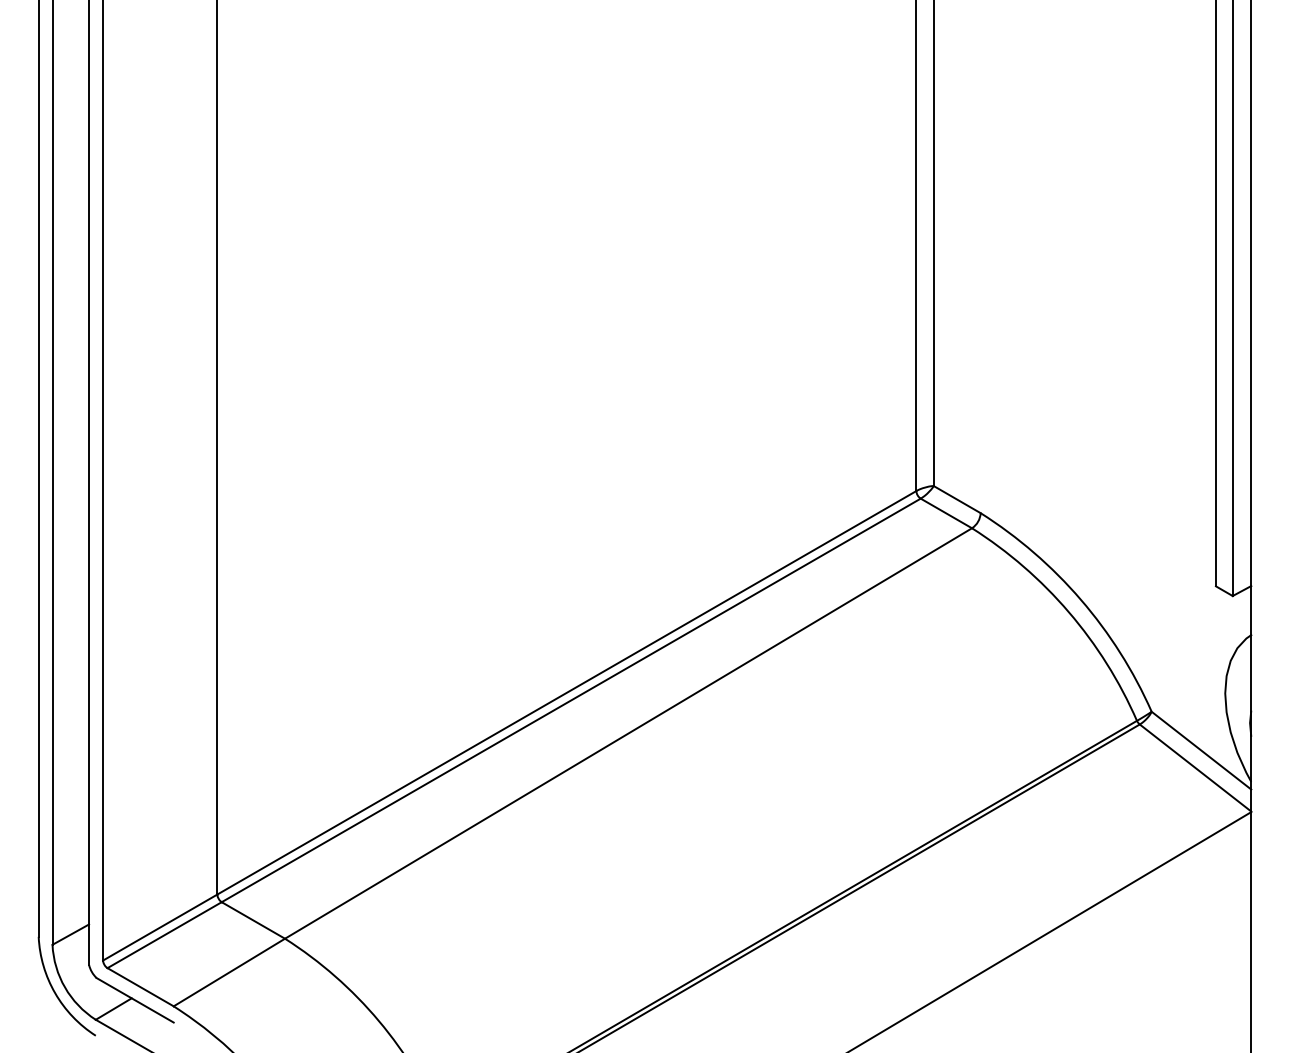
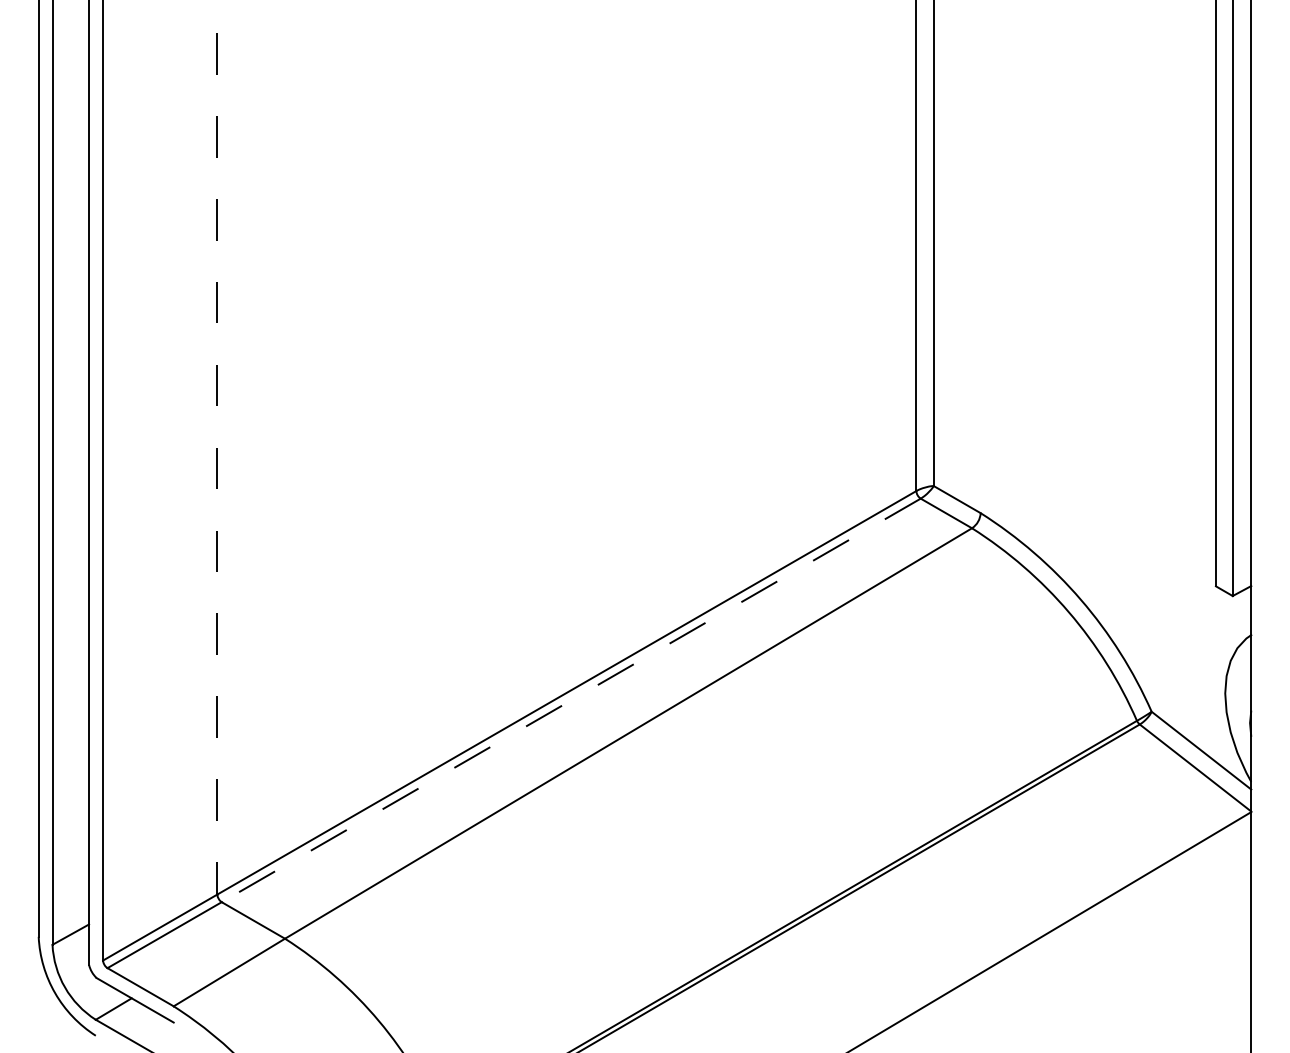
line: solid -> dashed (217, 447)
line: solid -> dashed (571, 700)
